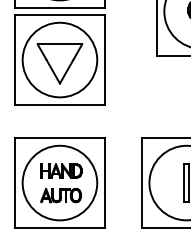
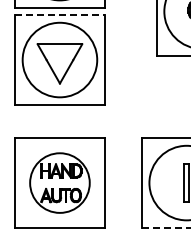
line: solid -> dashed (59, 15)
circle diameter: 75 px -> 60 px (59, 182)
line: solid -> dashed (166, 227)
